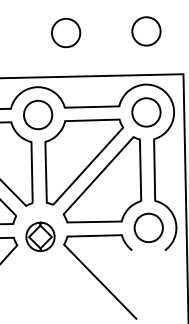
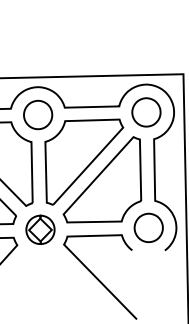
part: present -> none (146, 31)
part: present -> none (66, 32)
part position: (40, 236) -> (40, 229) (40, 229)
